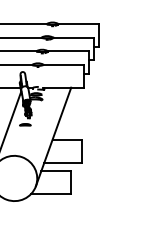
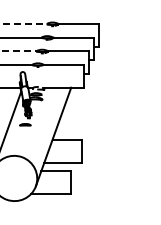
line: solid -> dashed (23, 23)
line: solid -> dashed (18, 51)
